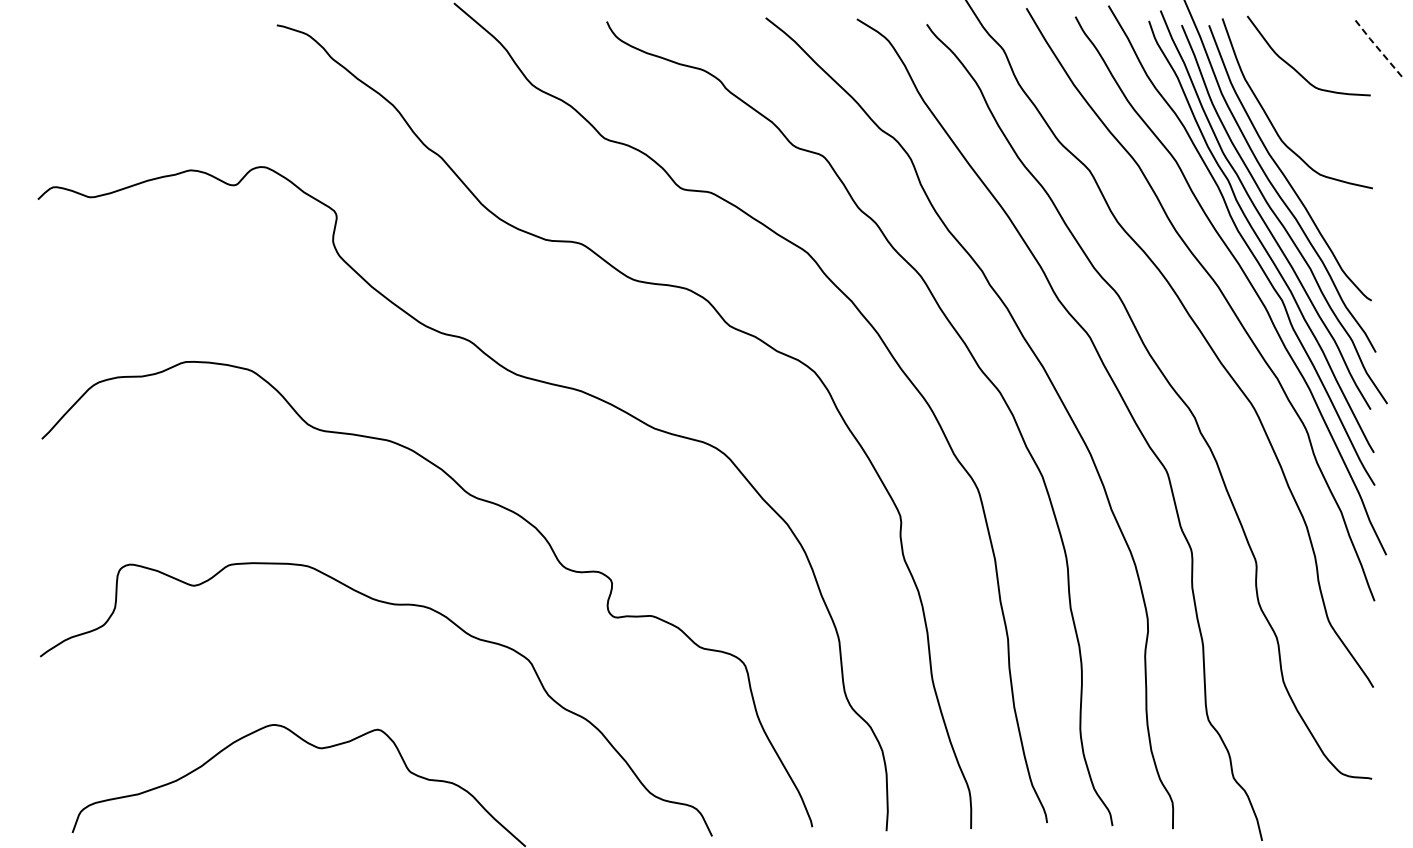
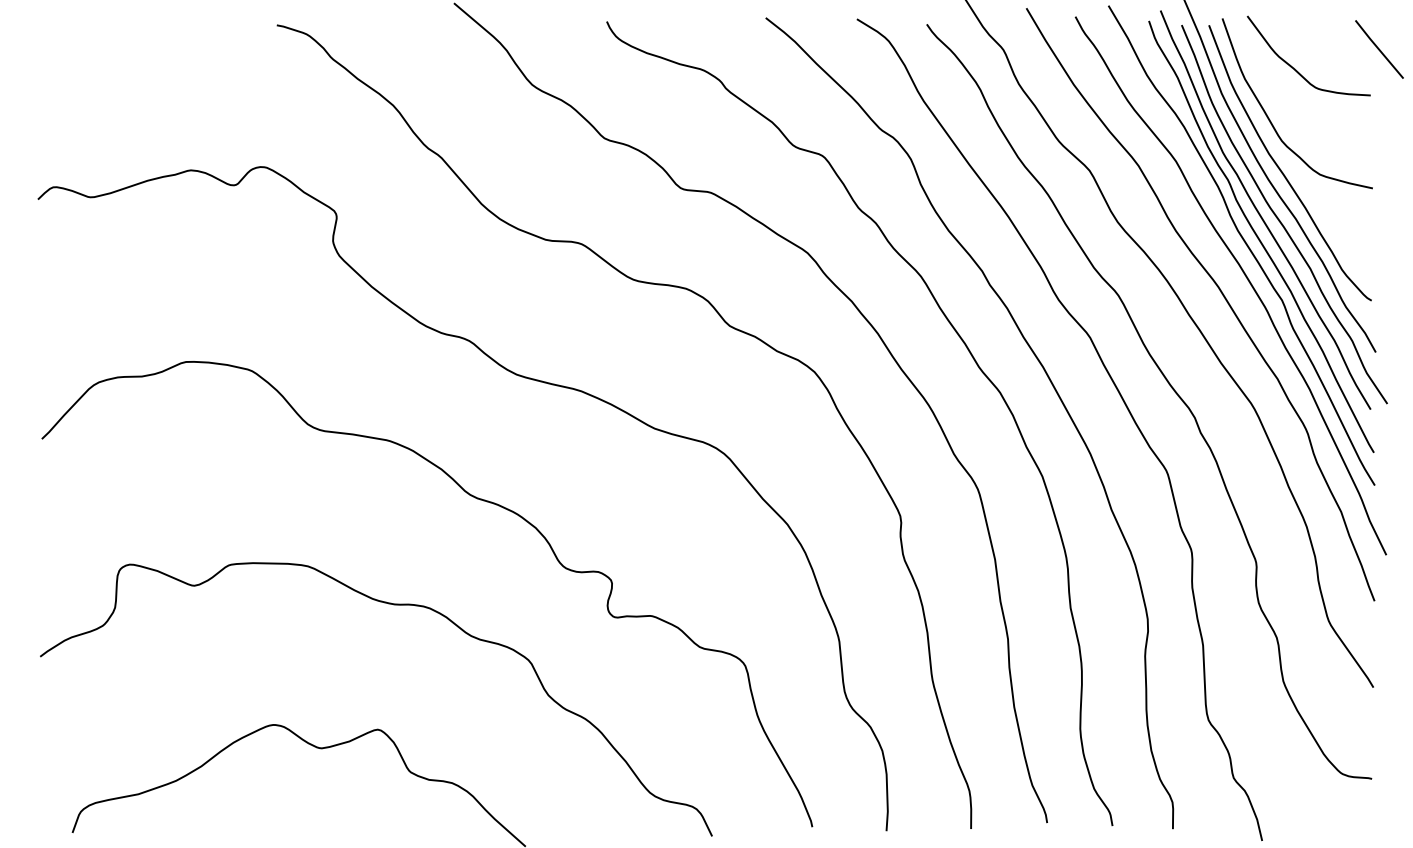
line: dashed -> solid (1379, 49)
